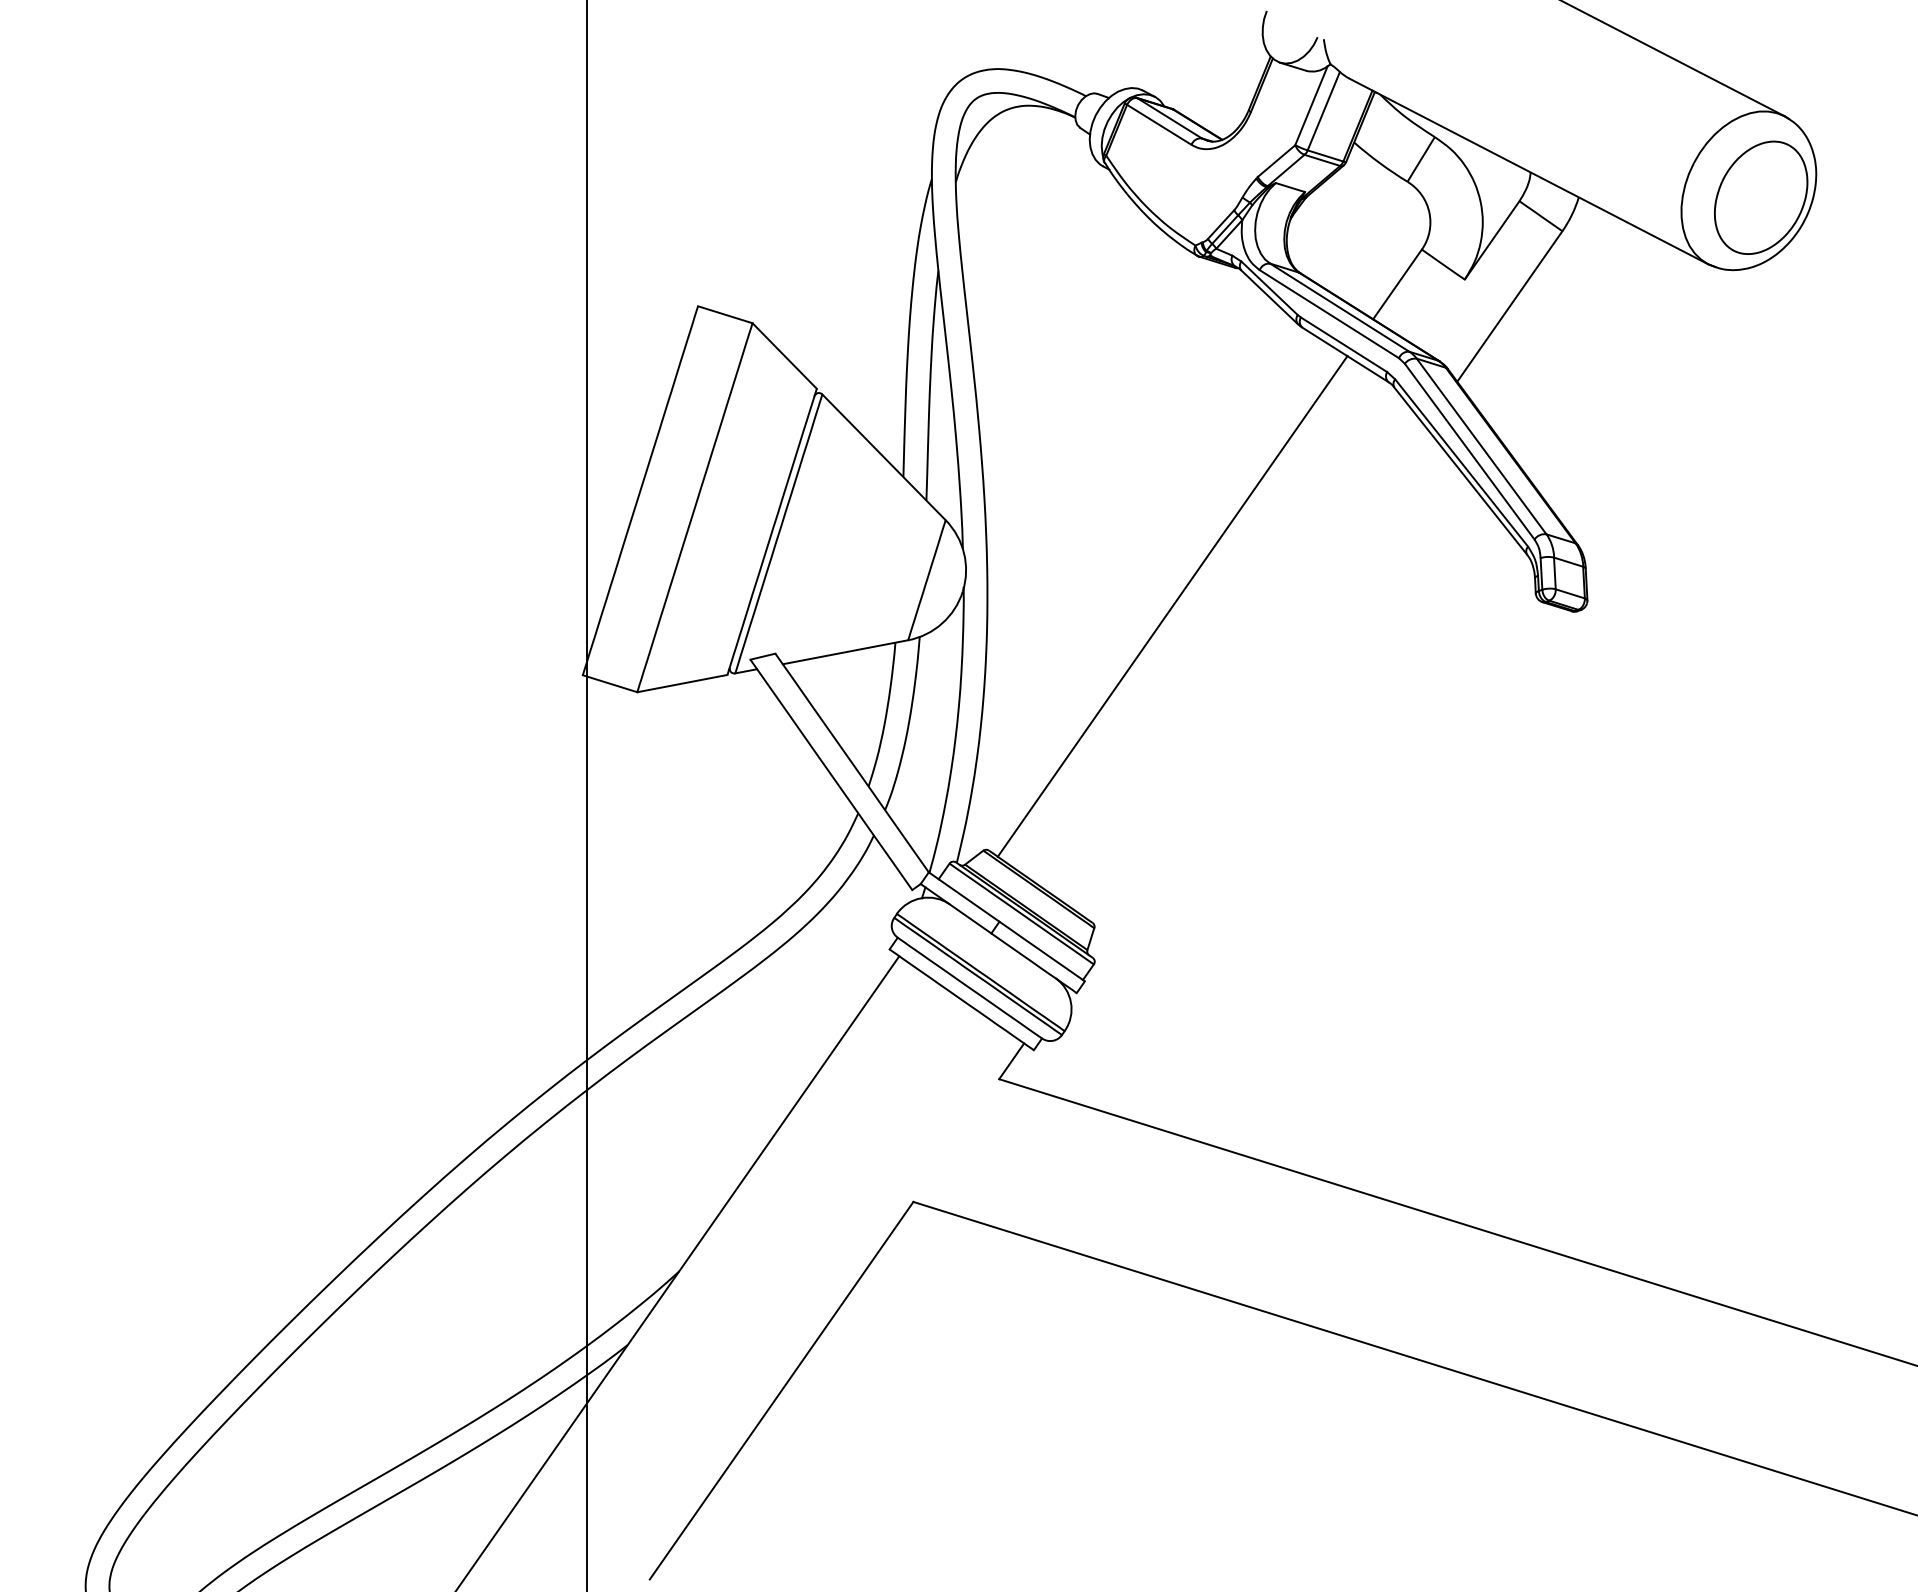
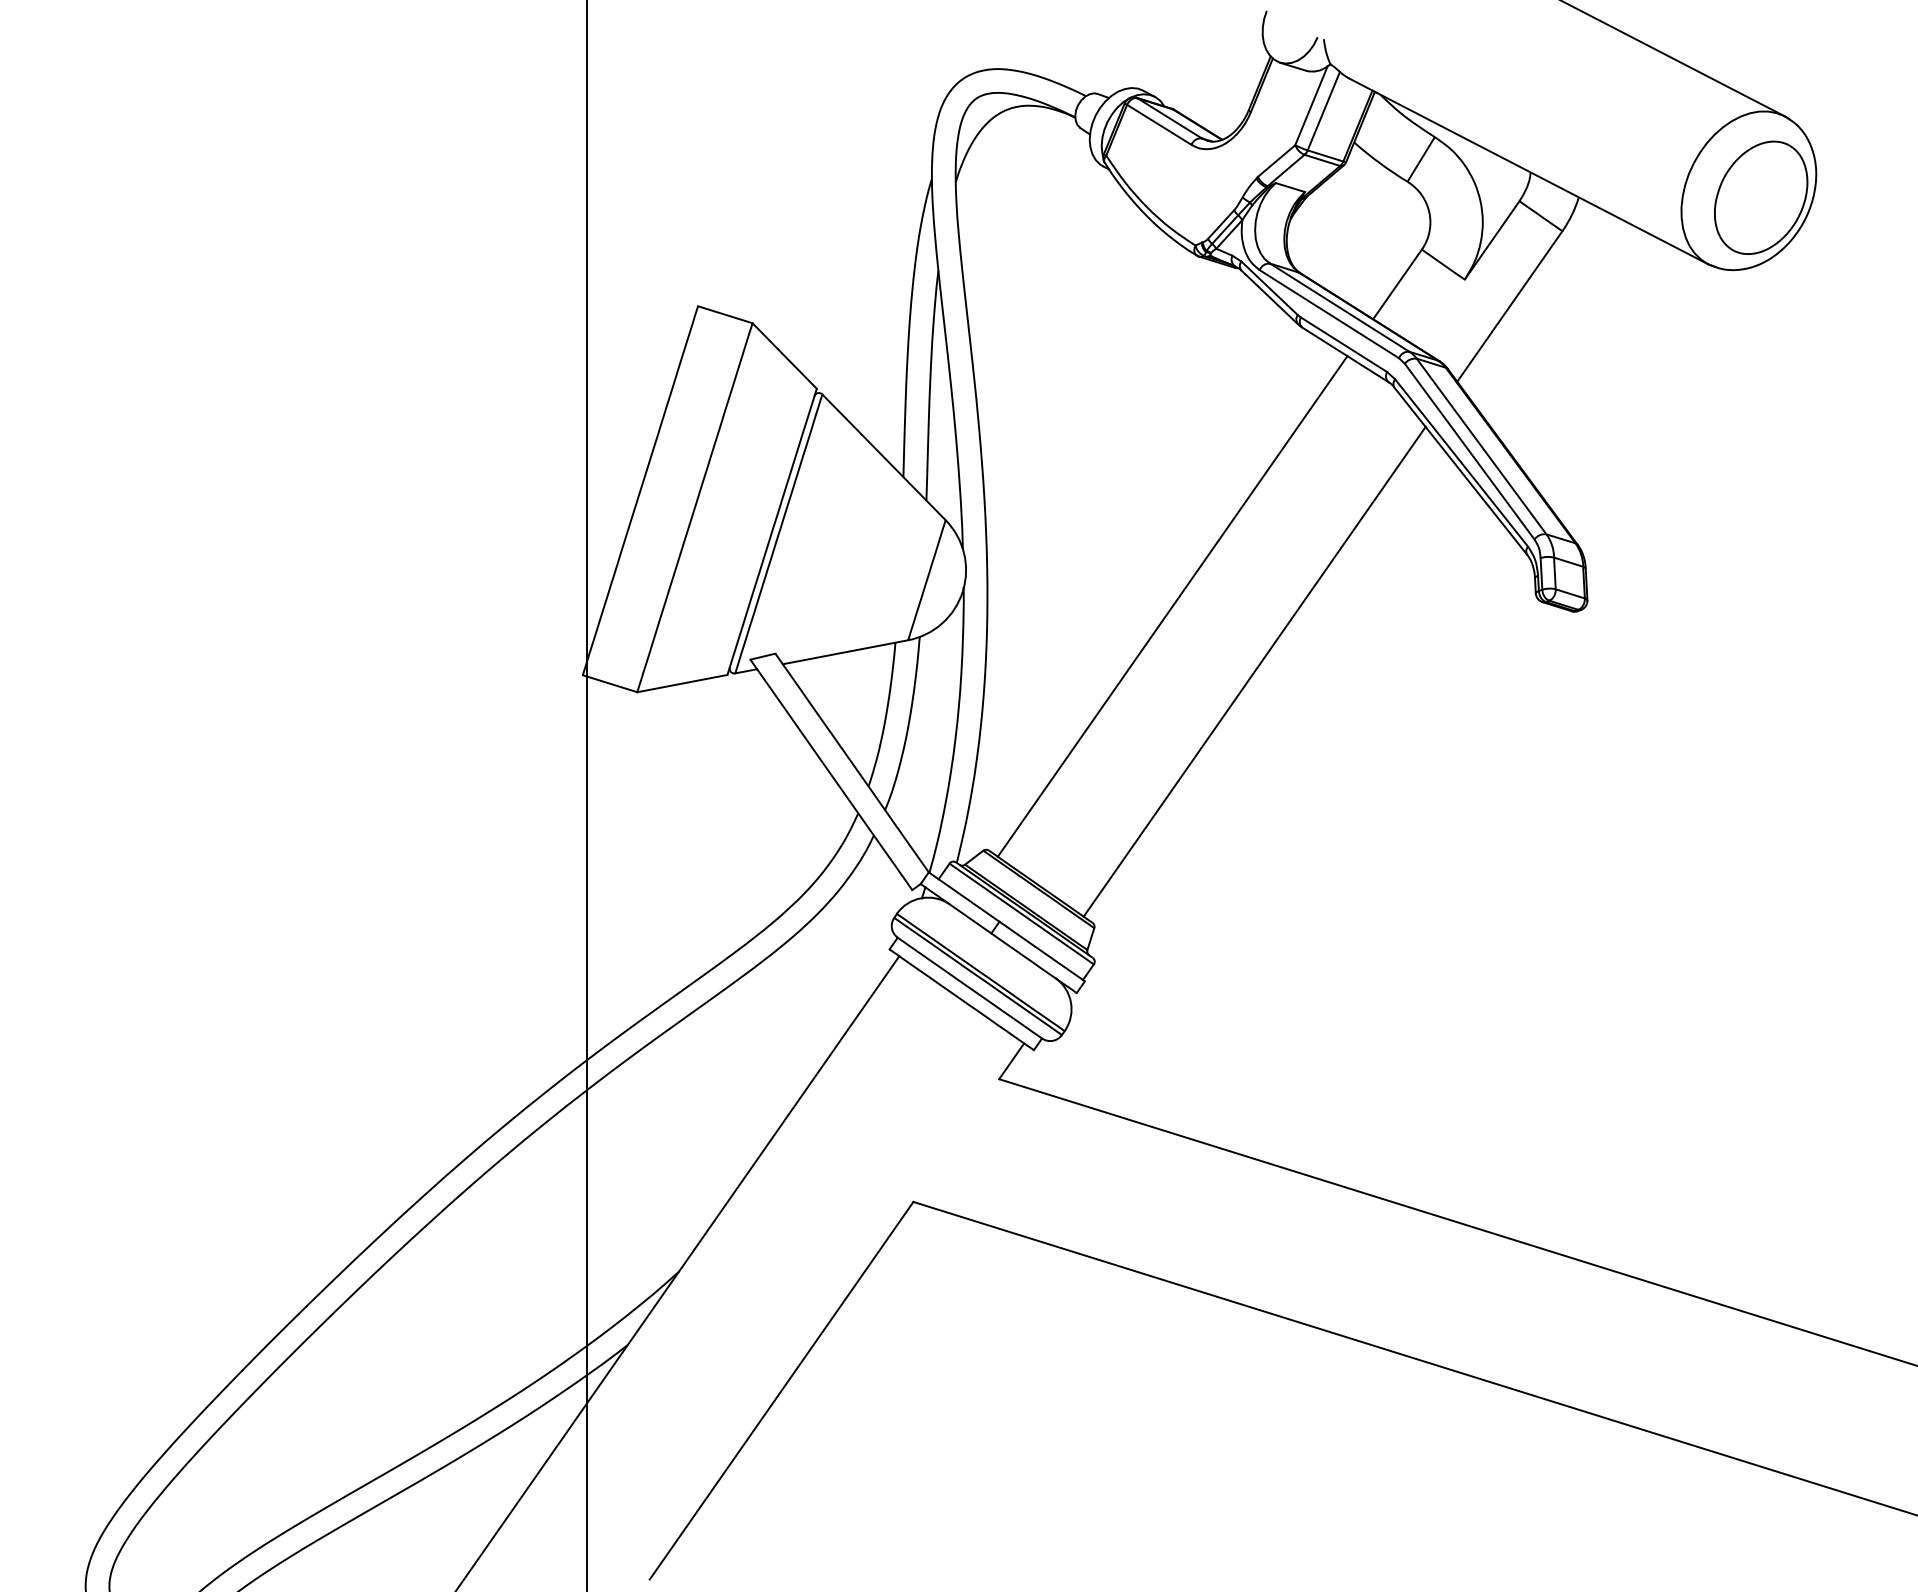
line: none -> present (1254, 671)
